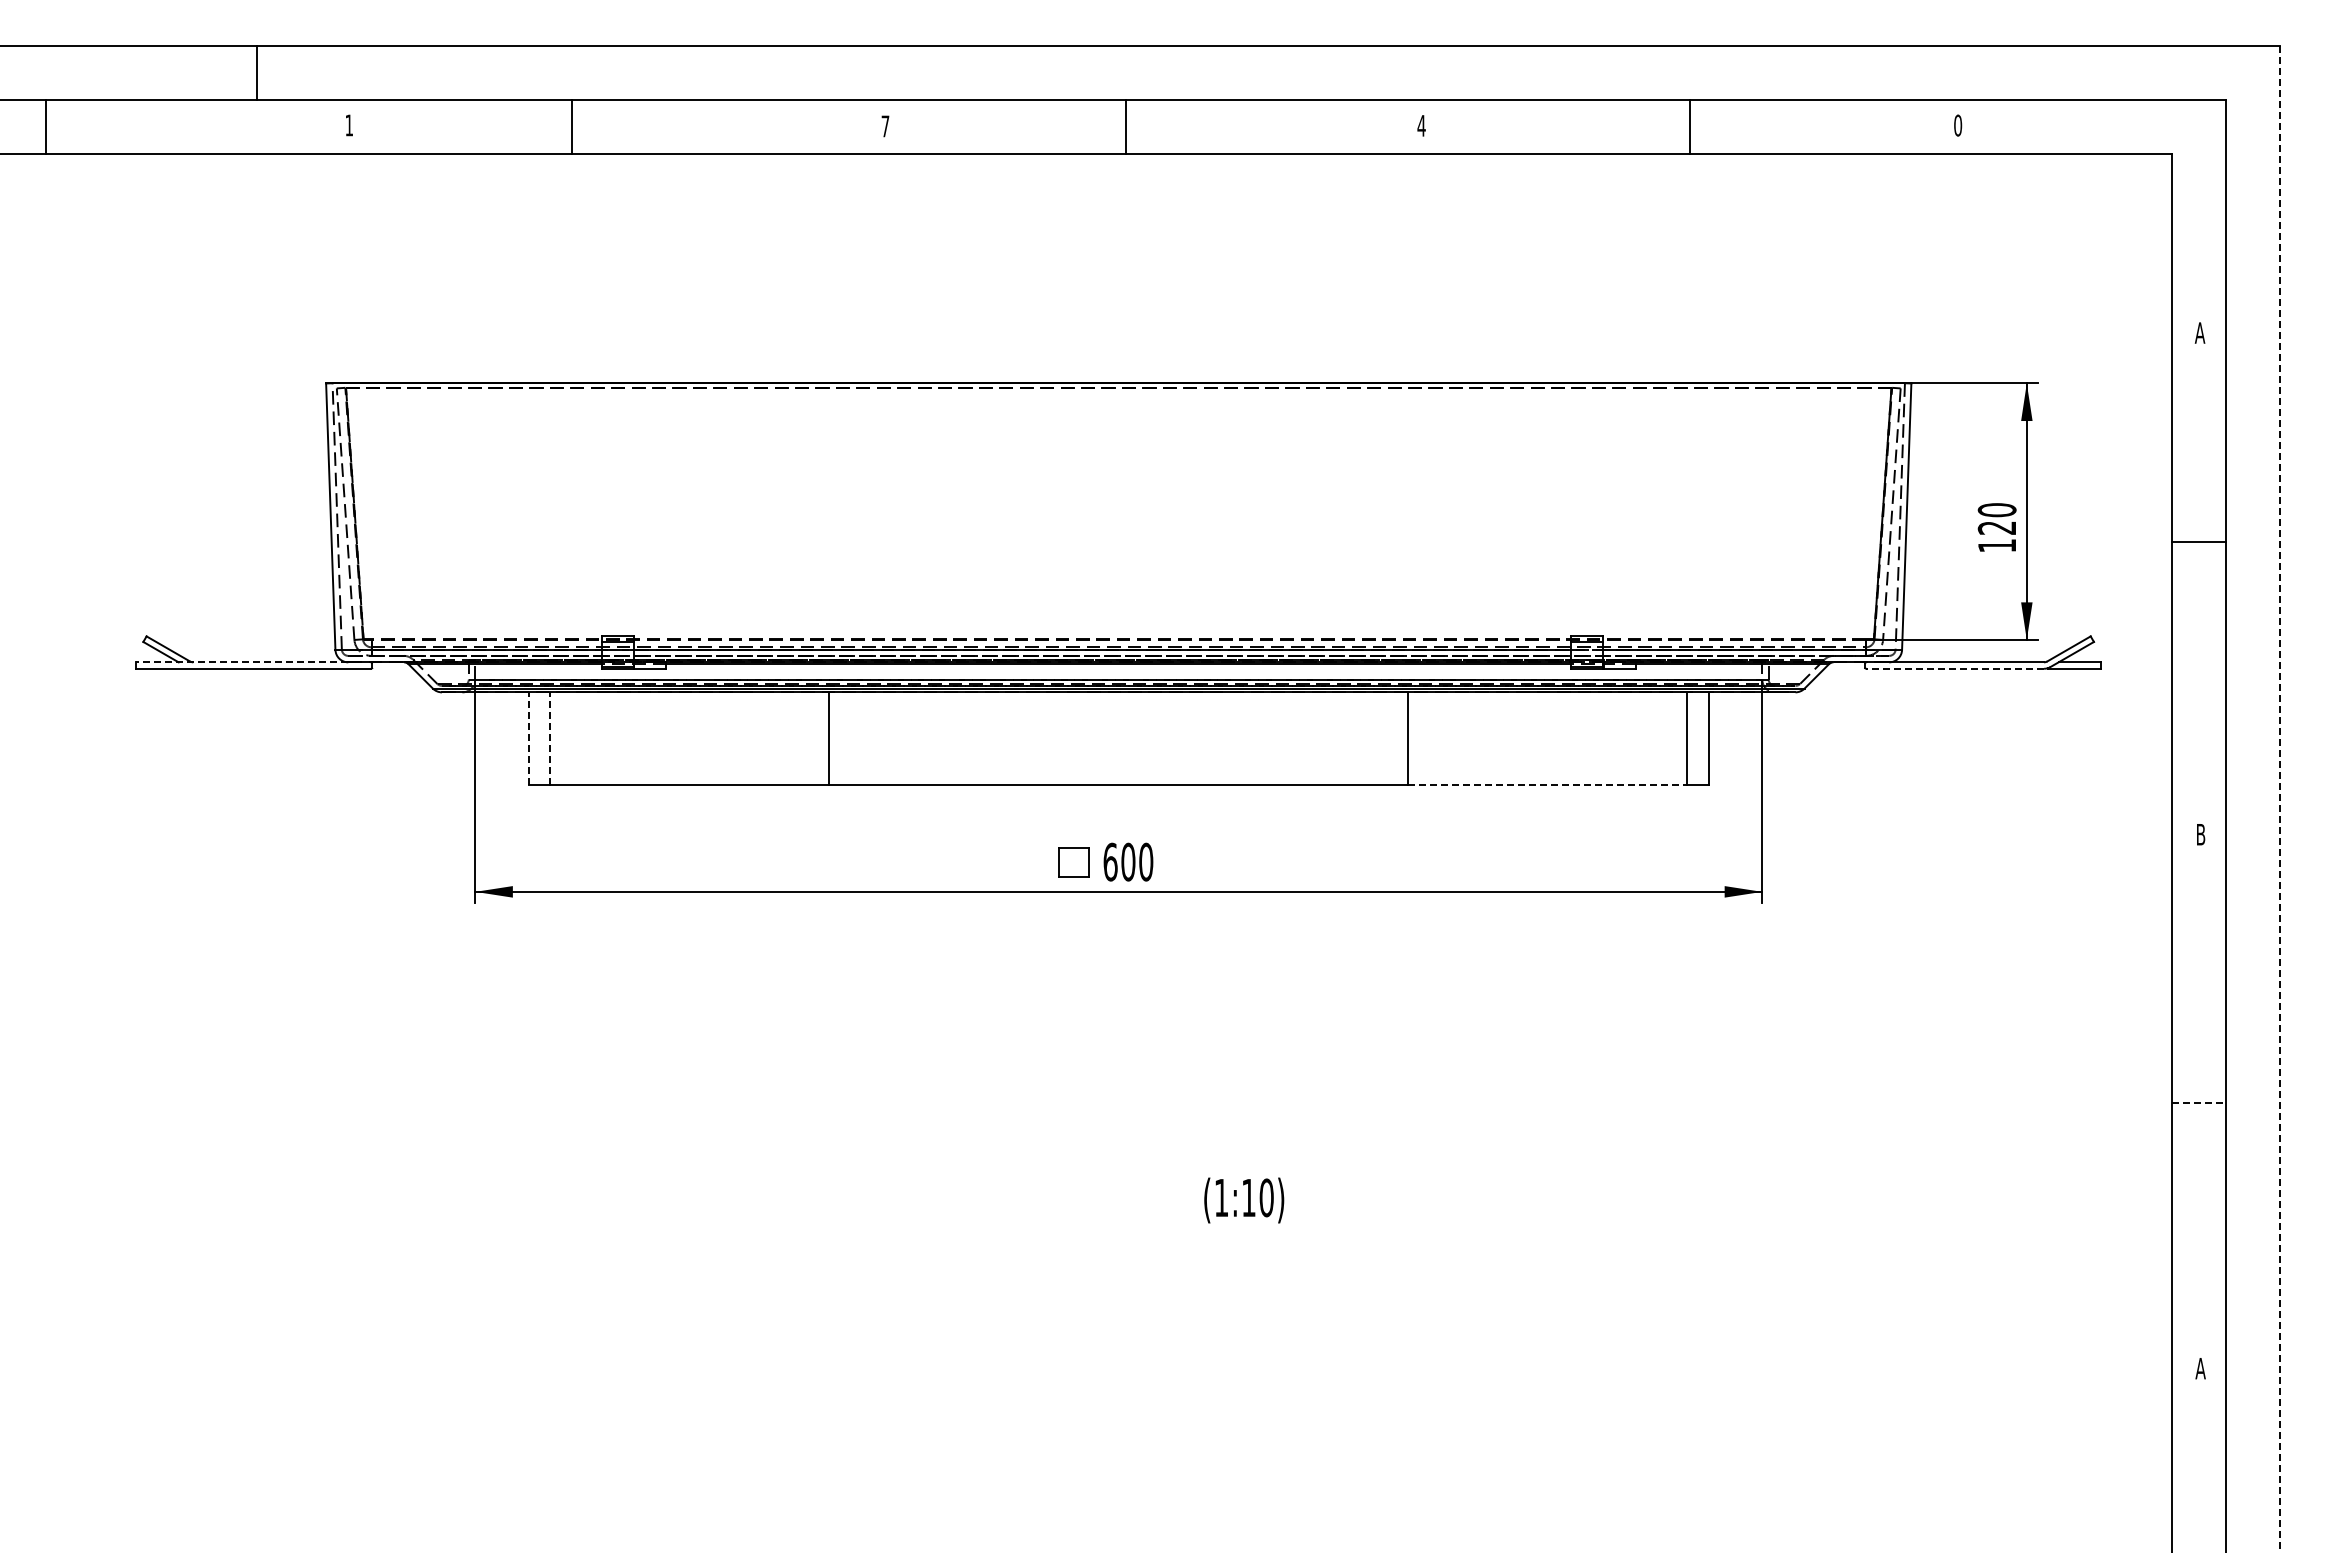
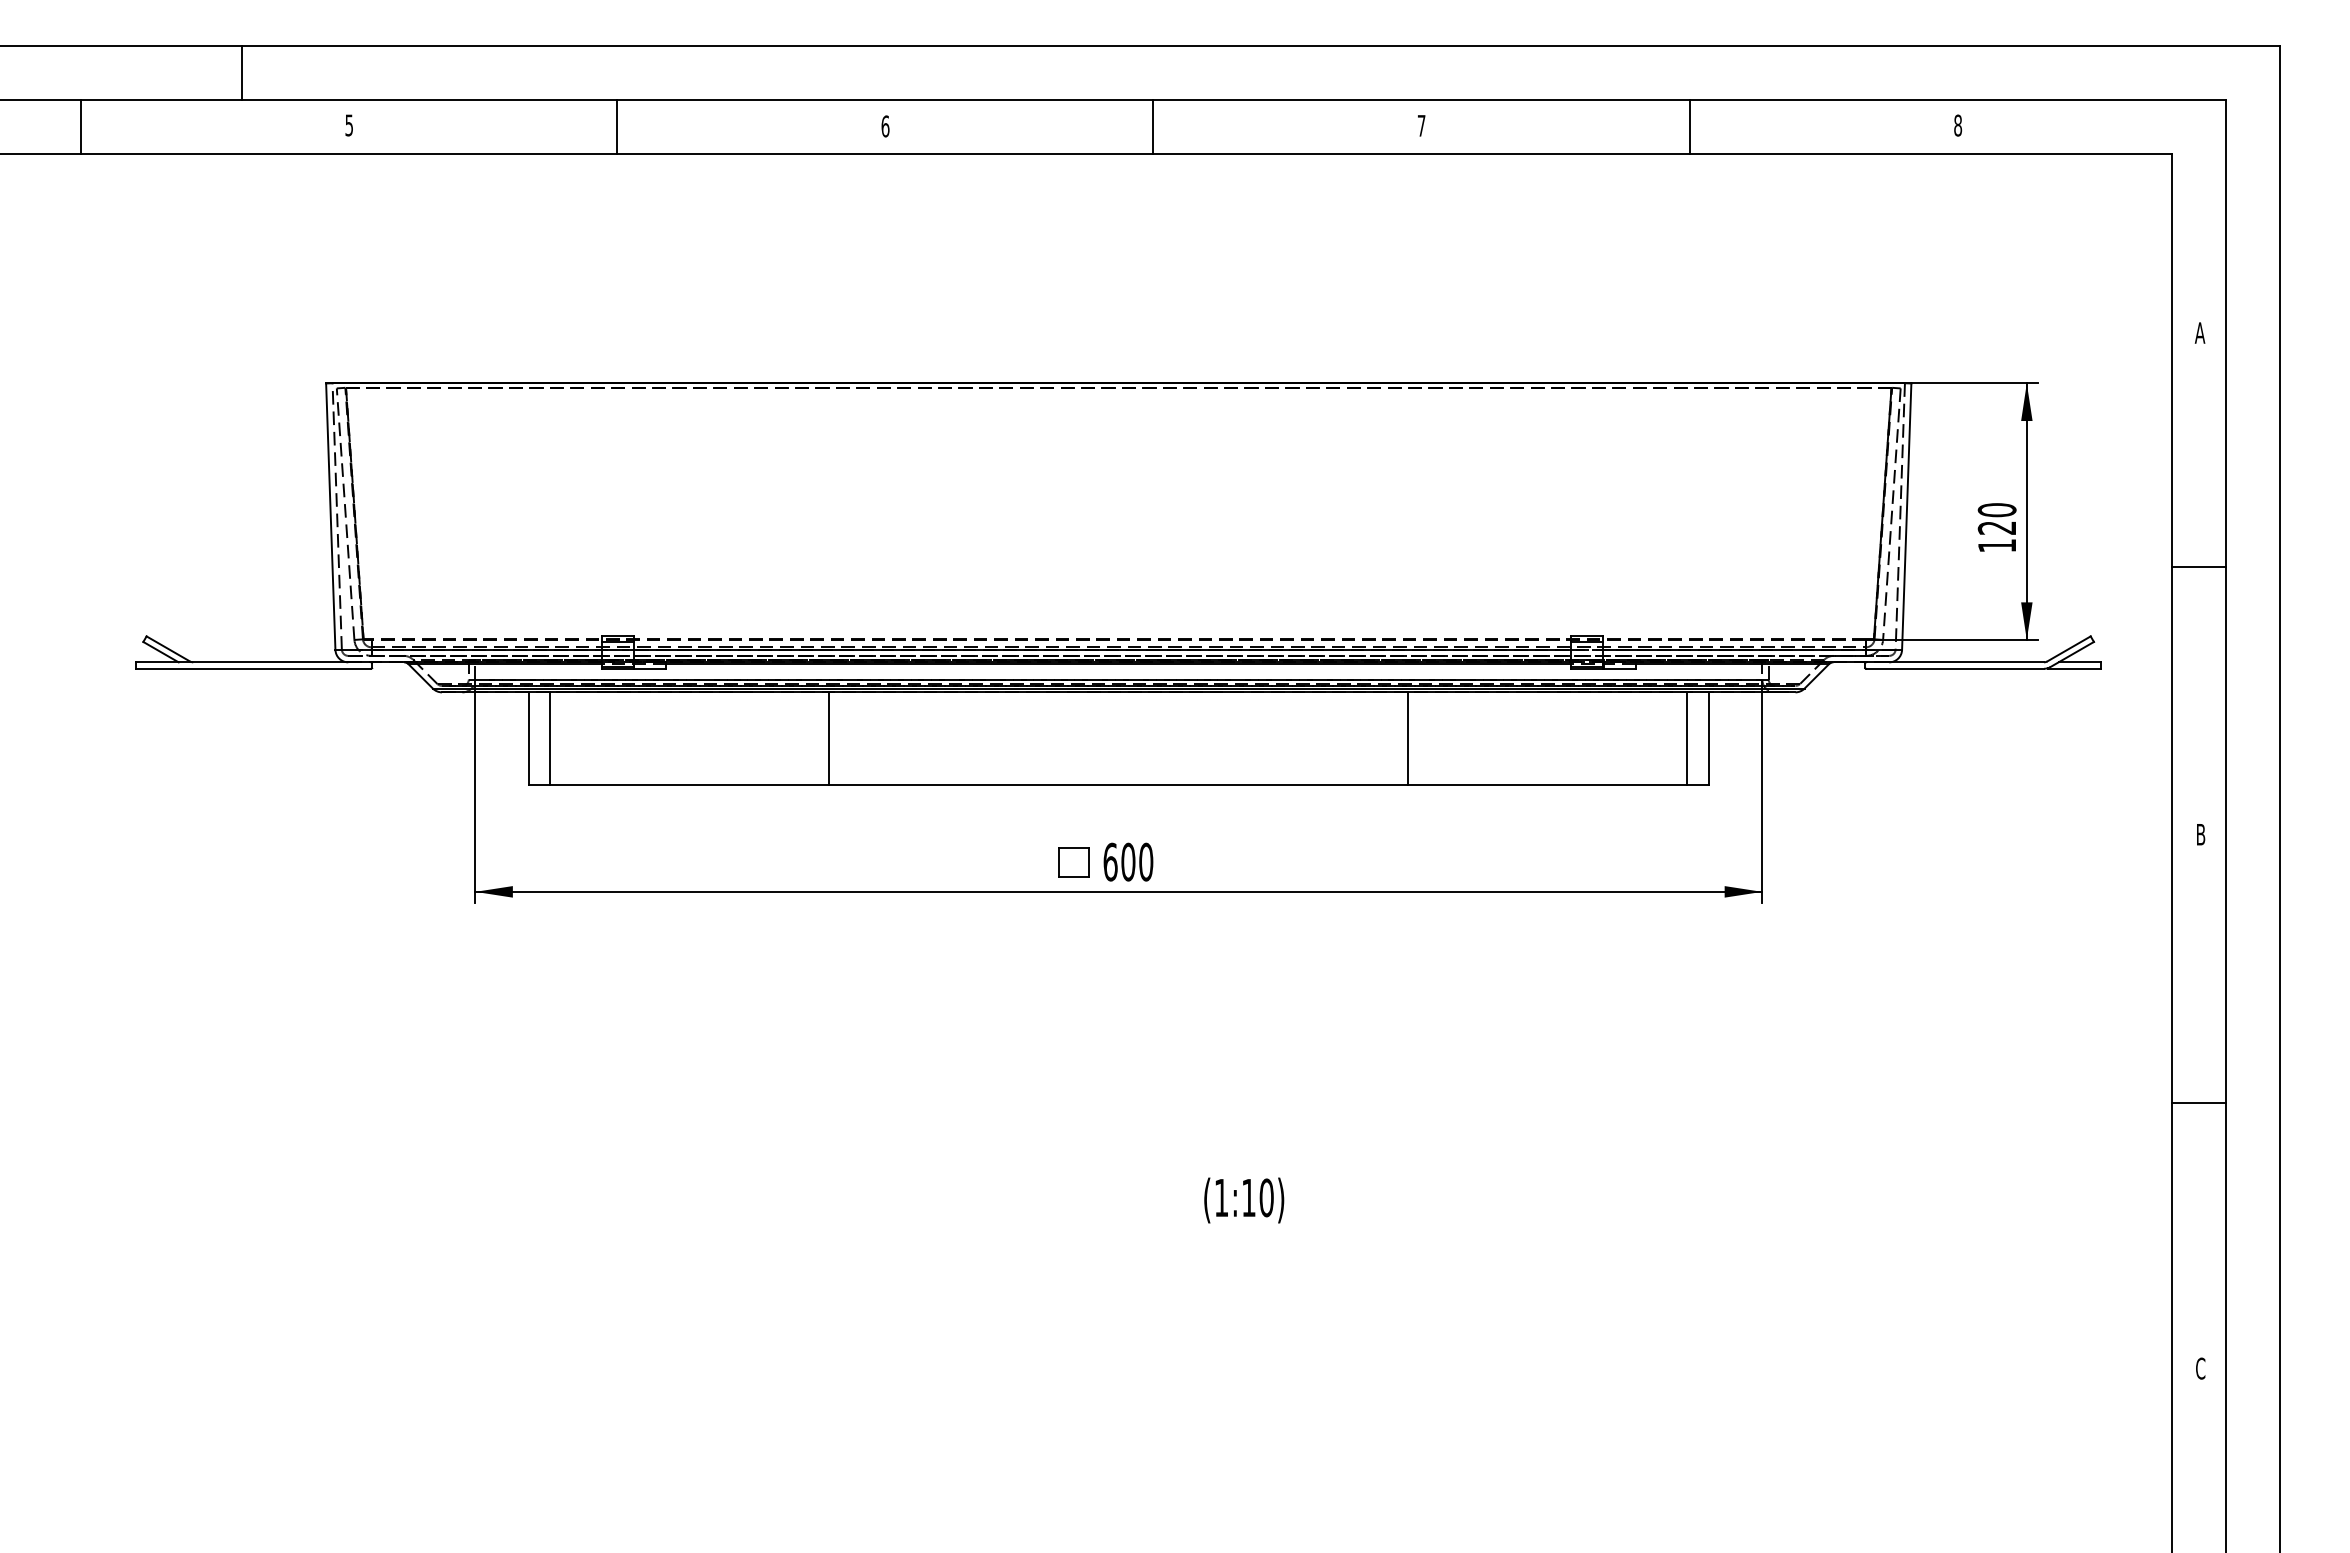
line position: (256, 73) -> (241, 73) (241, 73)
text: 1 -> 5 (348, 125)
text: 4 -> 7 (1421, 125)
text: 0 -> 8 (1958, 125)
line position: (45, 126) -> (80, 126) (80, 126)
line position: (572, 126) -> (617, 126) (617, 126)
text: 7 -> 6 (885, 126)
line position: (1126, 126) -> (1153, 126) (1153, 126)
line position: (2198, 541) -> (2198, 566) (2198, 566)
line: dashed -> solid (241, 662)
line: dashed -> solid (1955, 668)
line: dashed -> solid (528, 738)
line: dashed -> solid (550, 738)
line: dashed -> solid (1548, 784)
line: dashed -> solid (2279, 799)
line: dashed -> solid (2199, 1102)
text: A -> C (2200, 1368)
